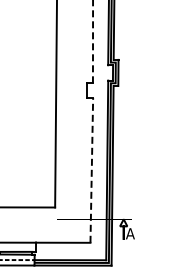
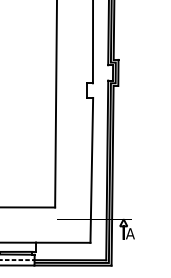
line: dashed -> solid (93, 41)
line: dashed -> solid (91, 169)
